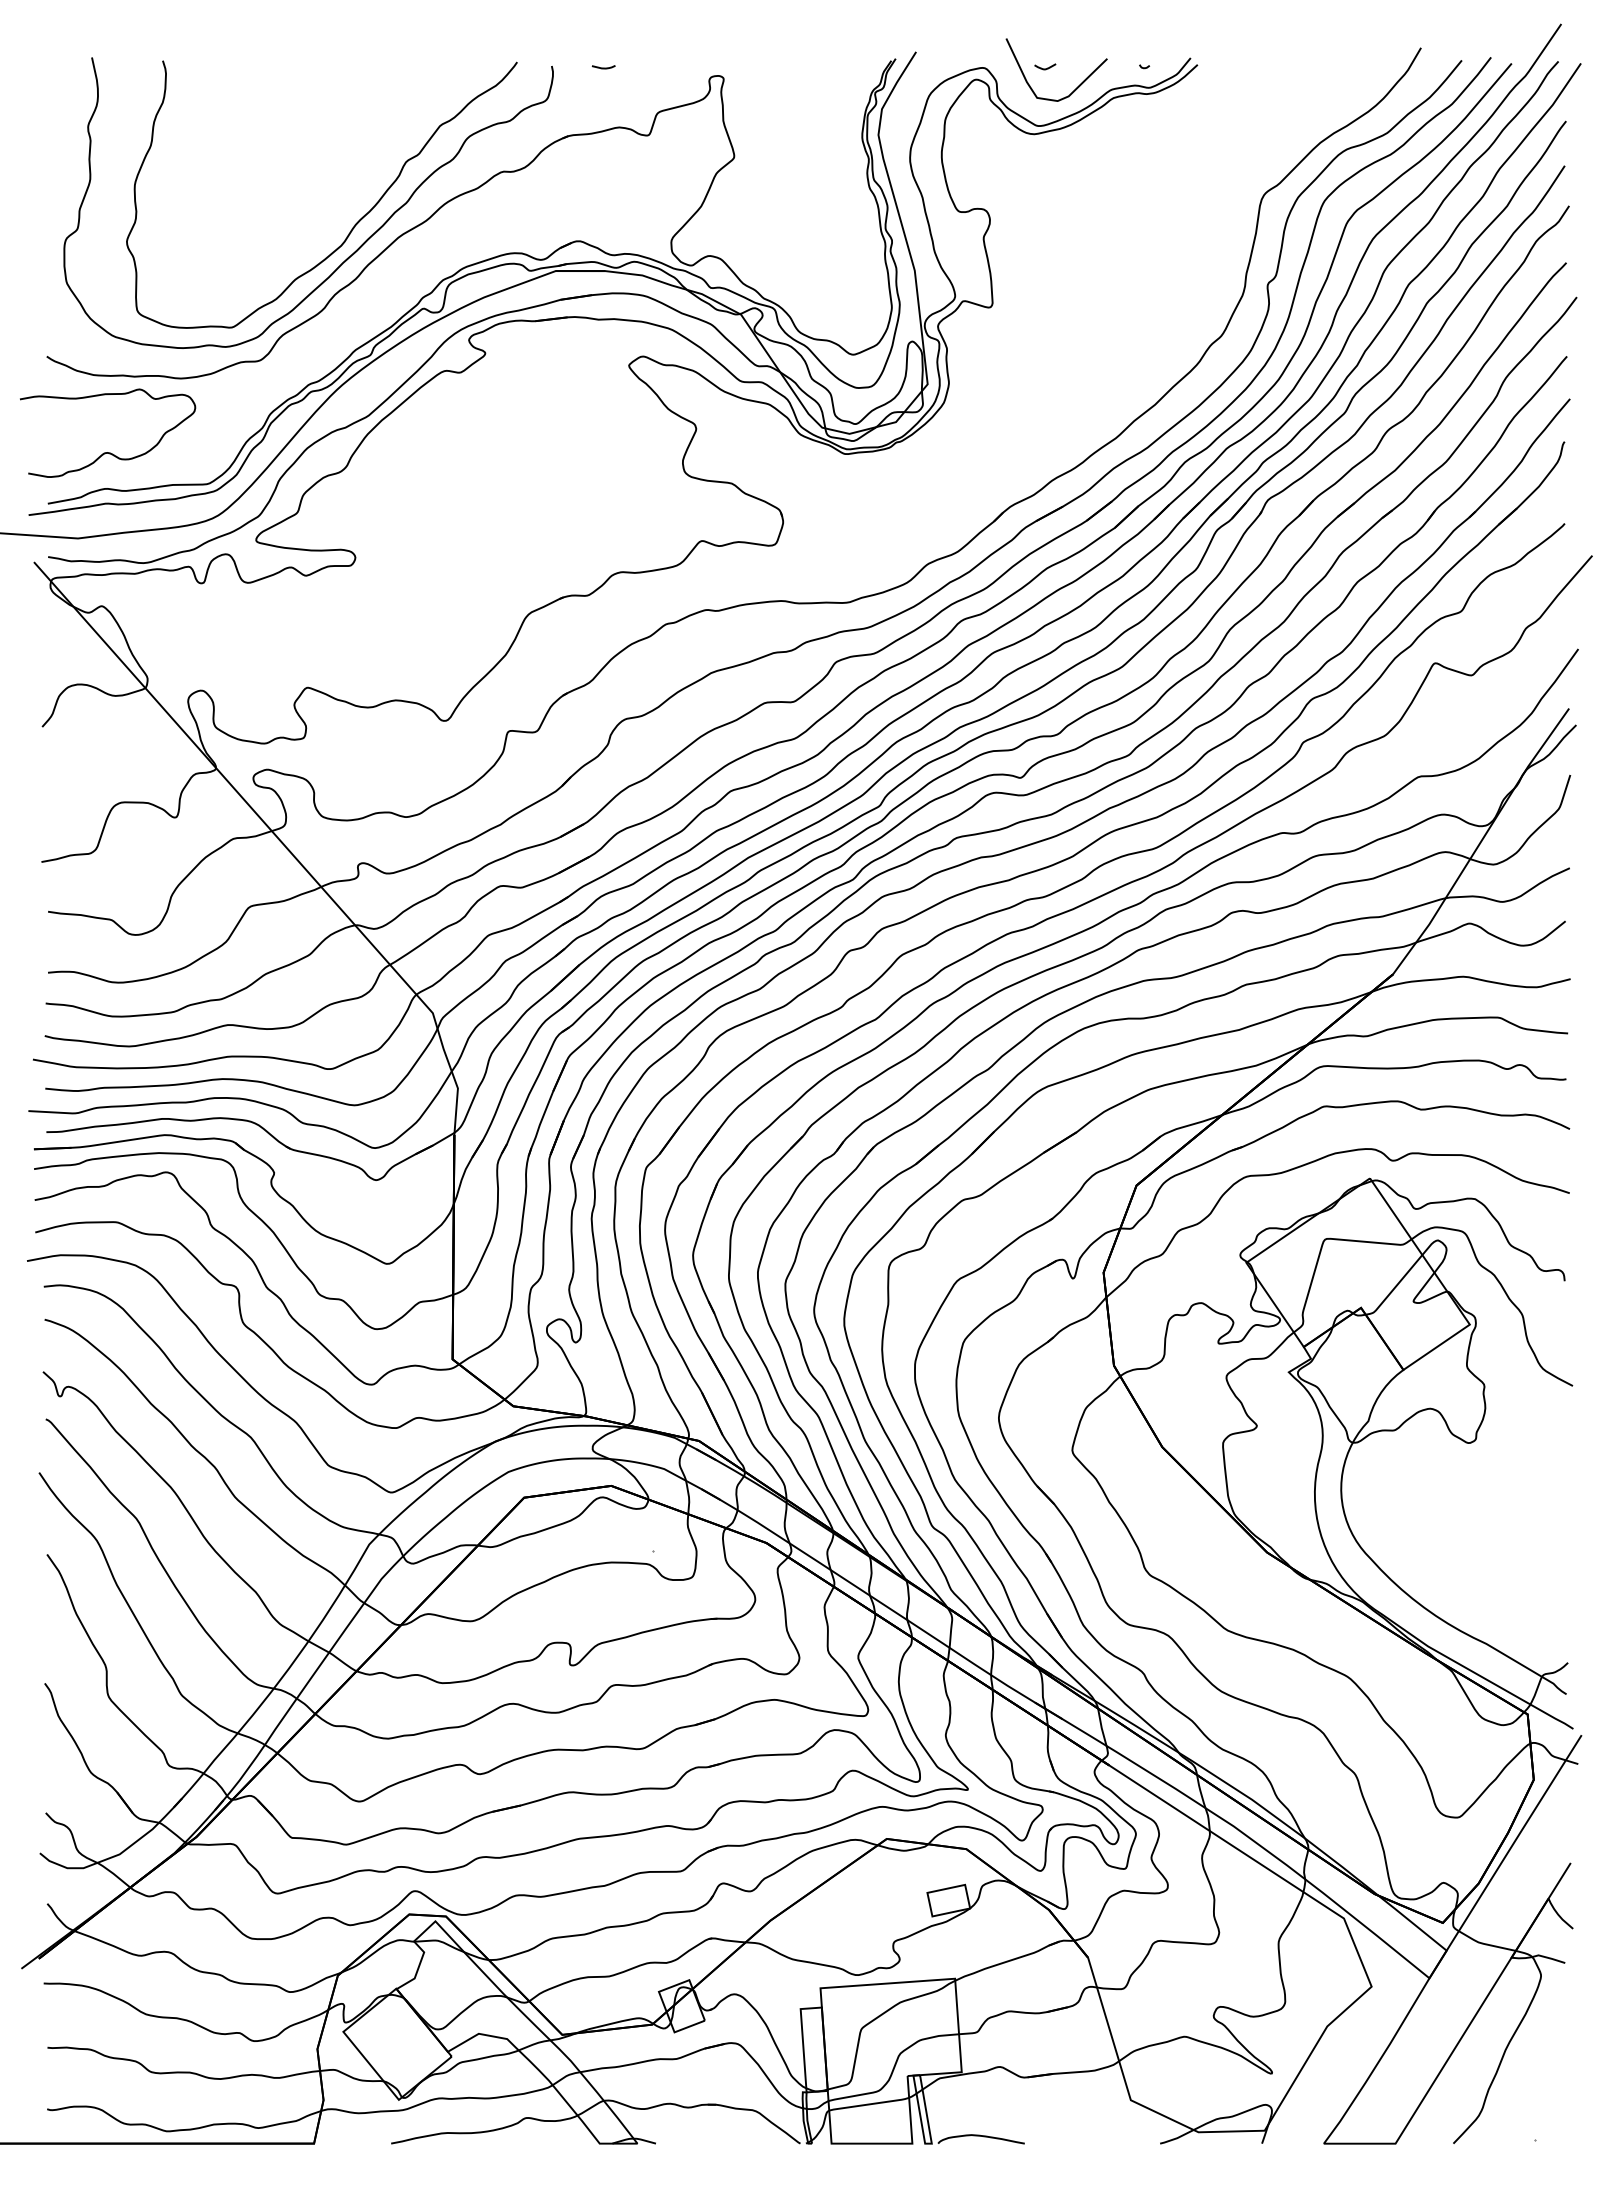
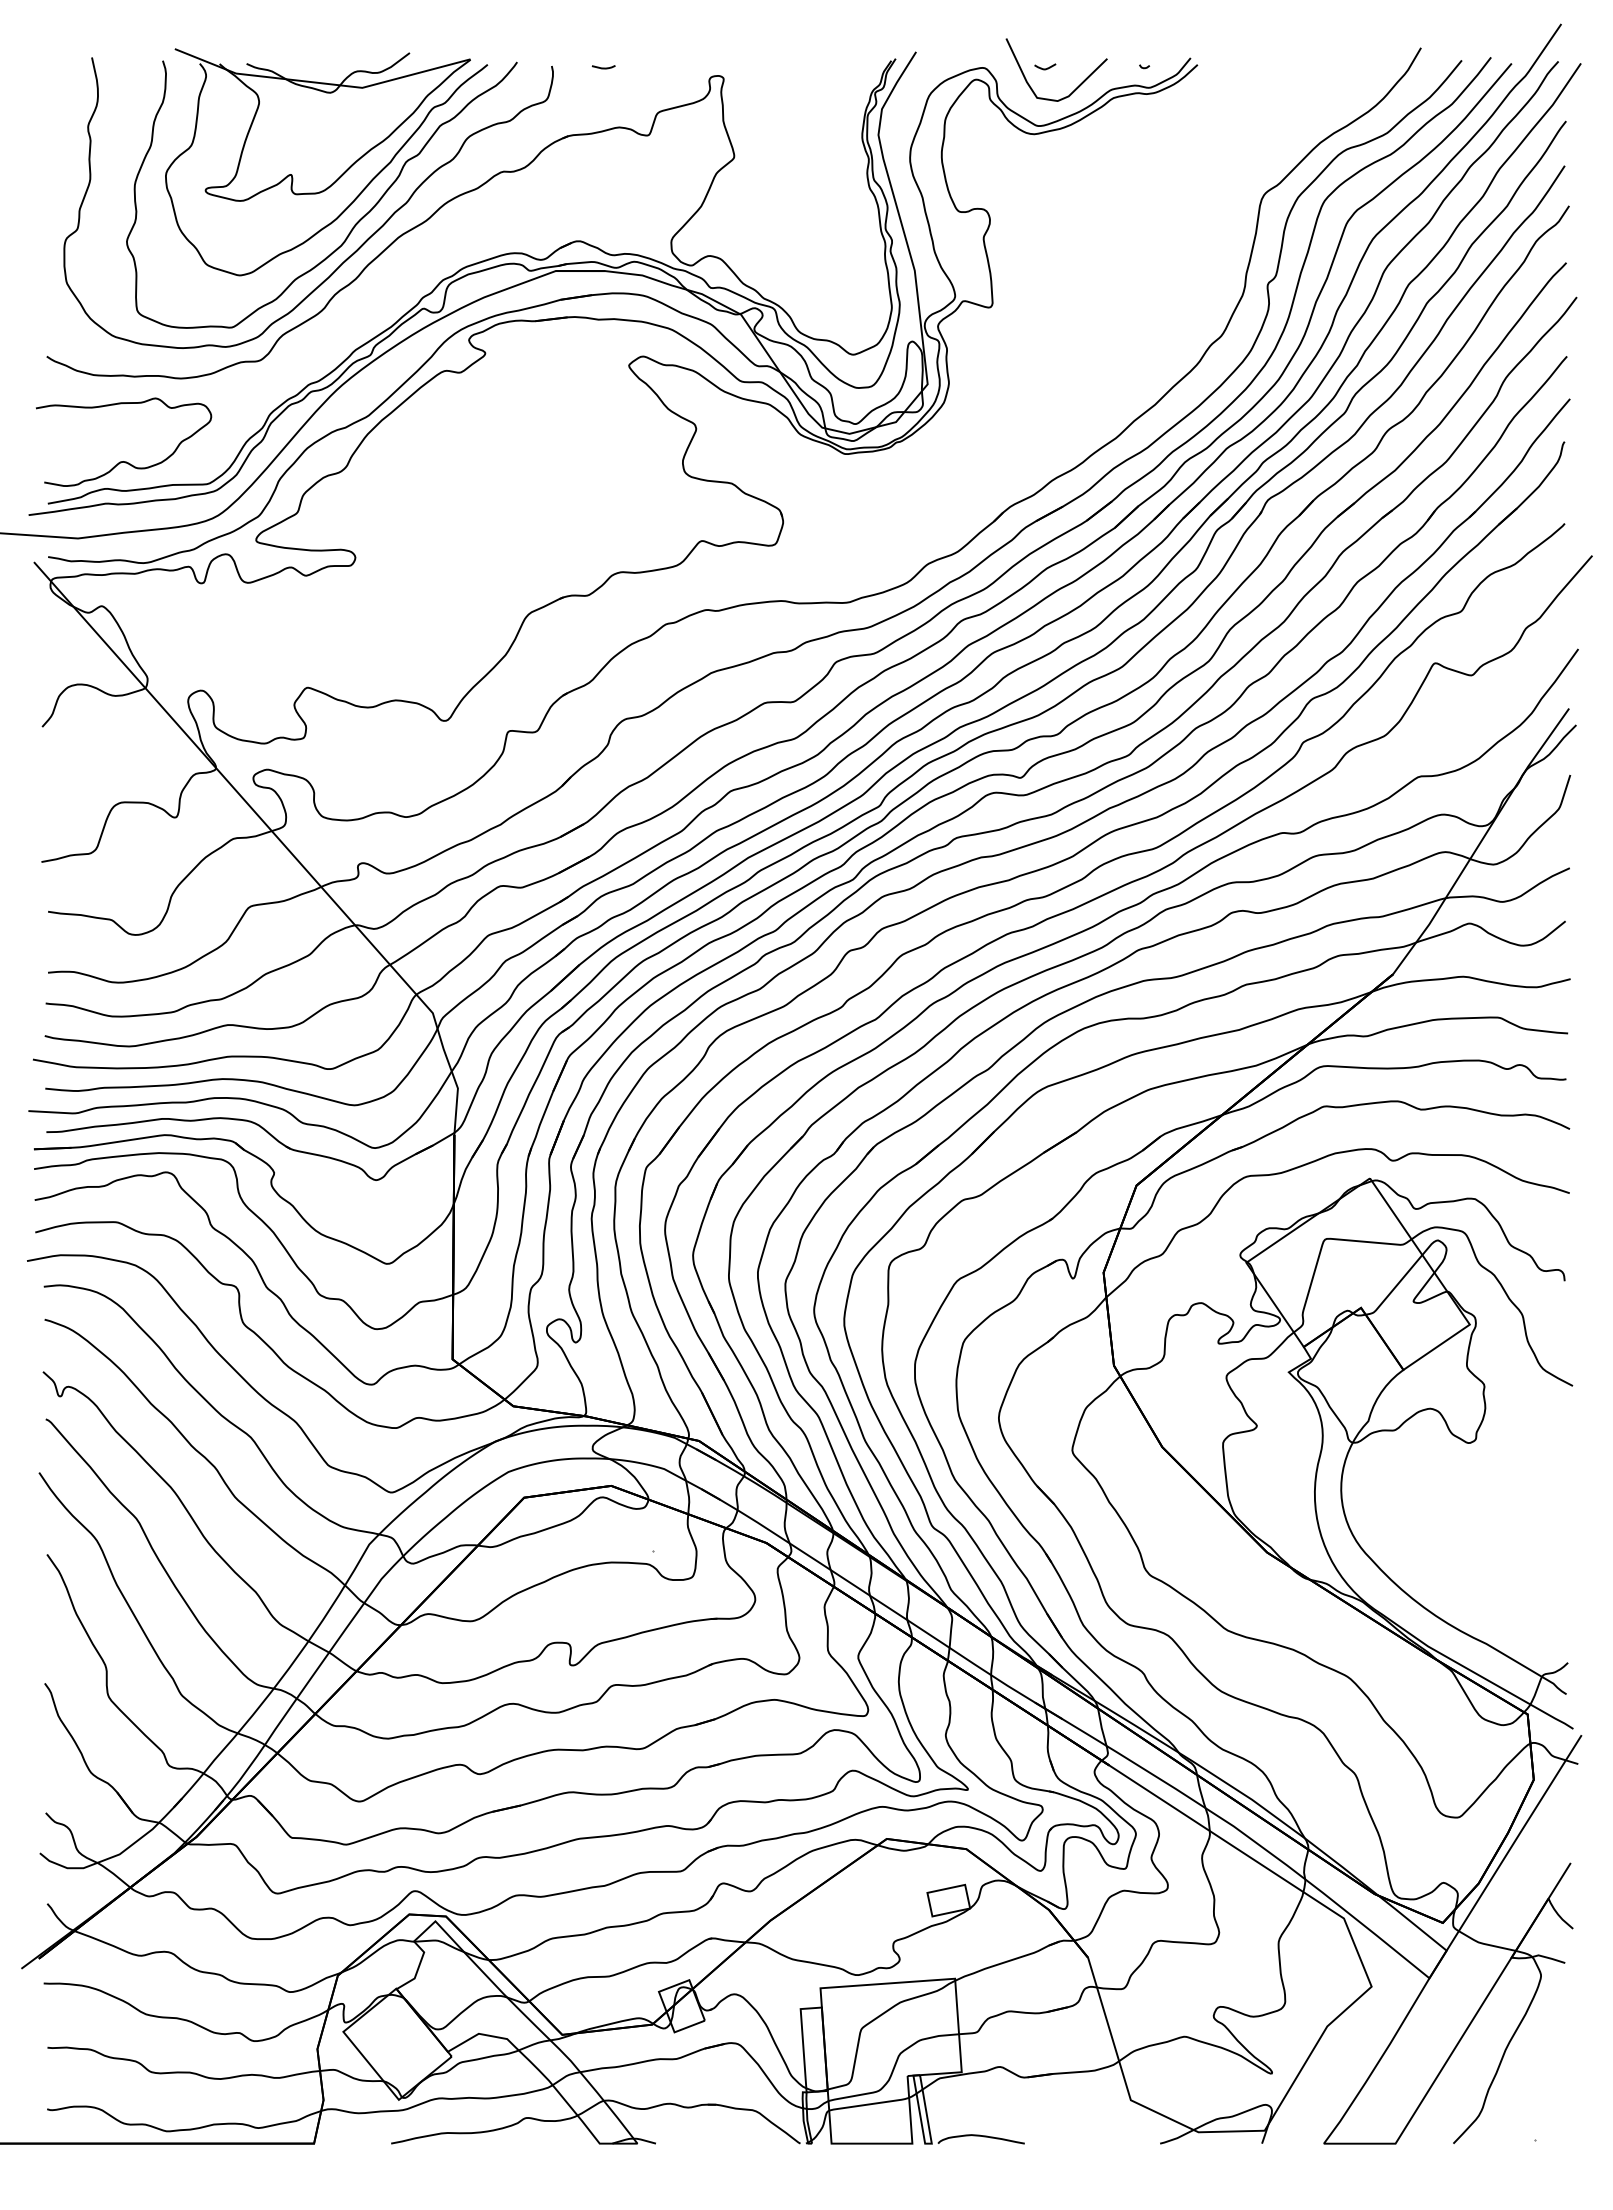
part: none -> present (326, 162)
curve position: (108, 452) -> (124, 461) (124, 461)
